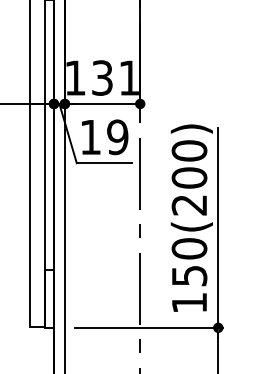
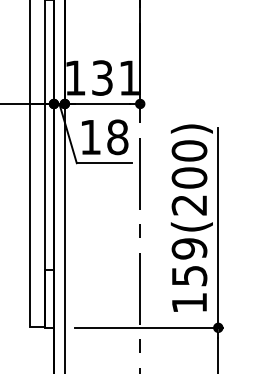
text: 19 -> 18 (117, 137)
text: 150(200) -> 159(200) (189, 248)
